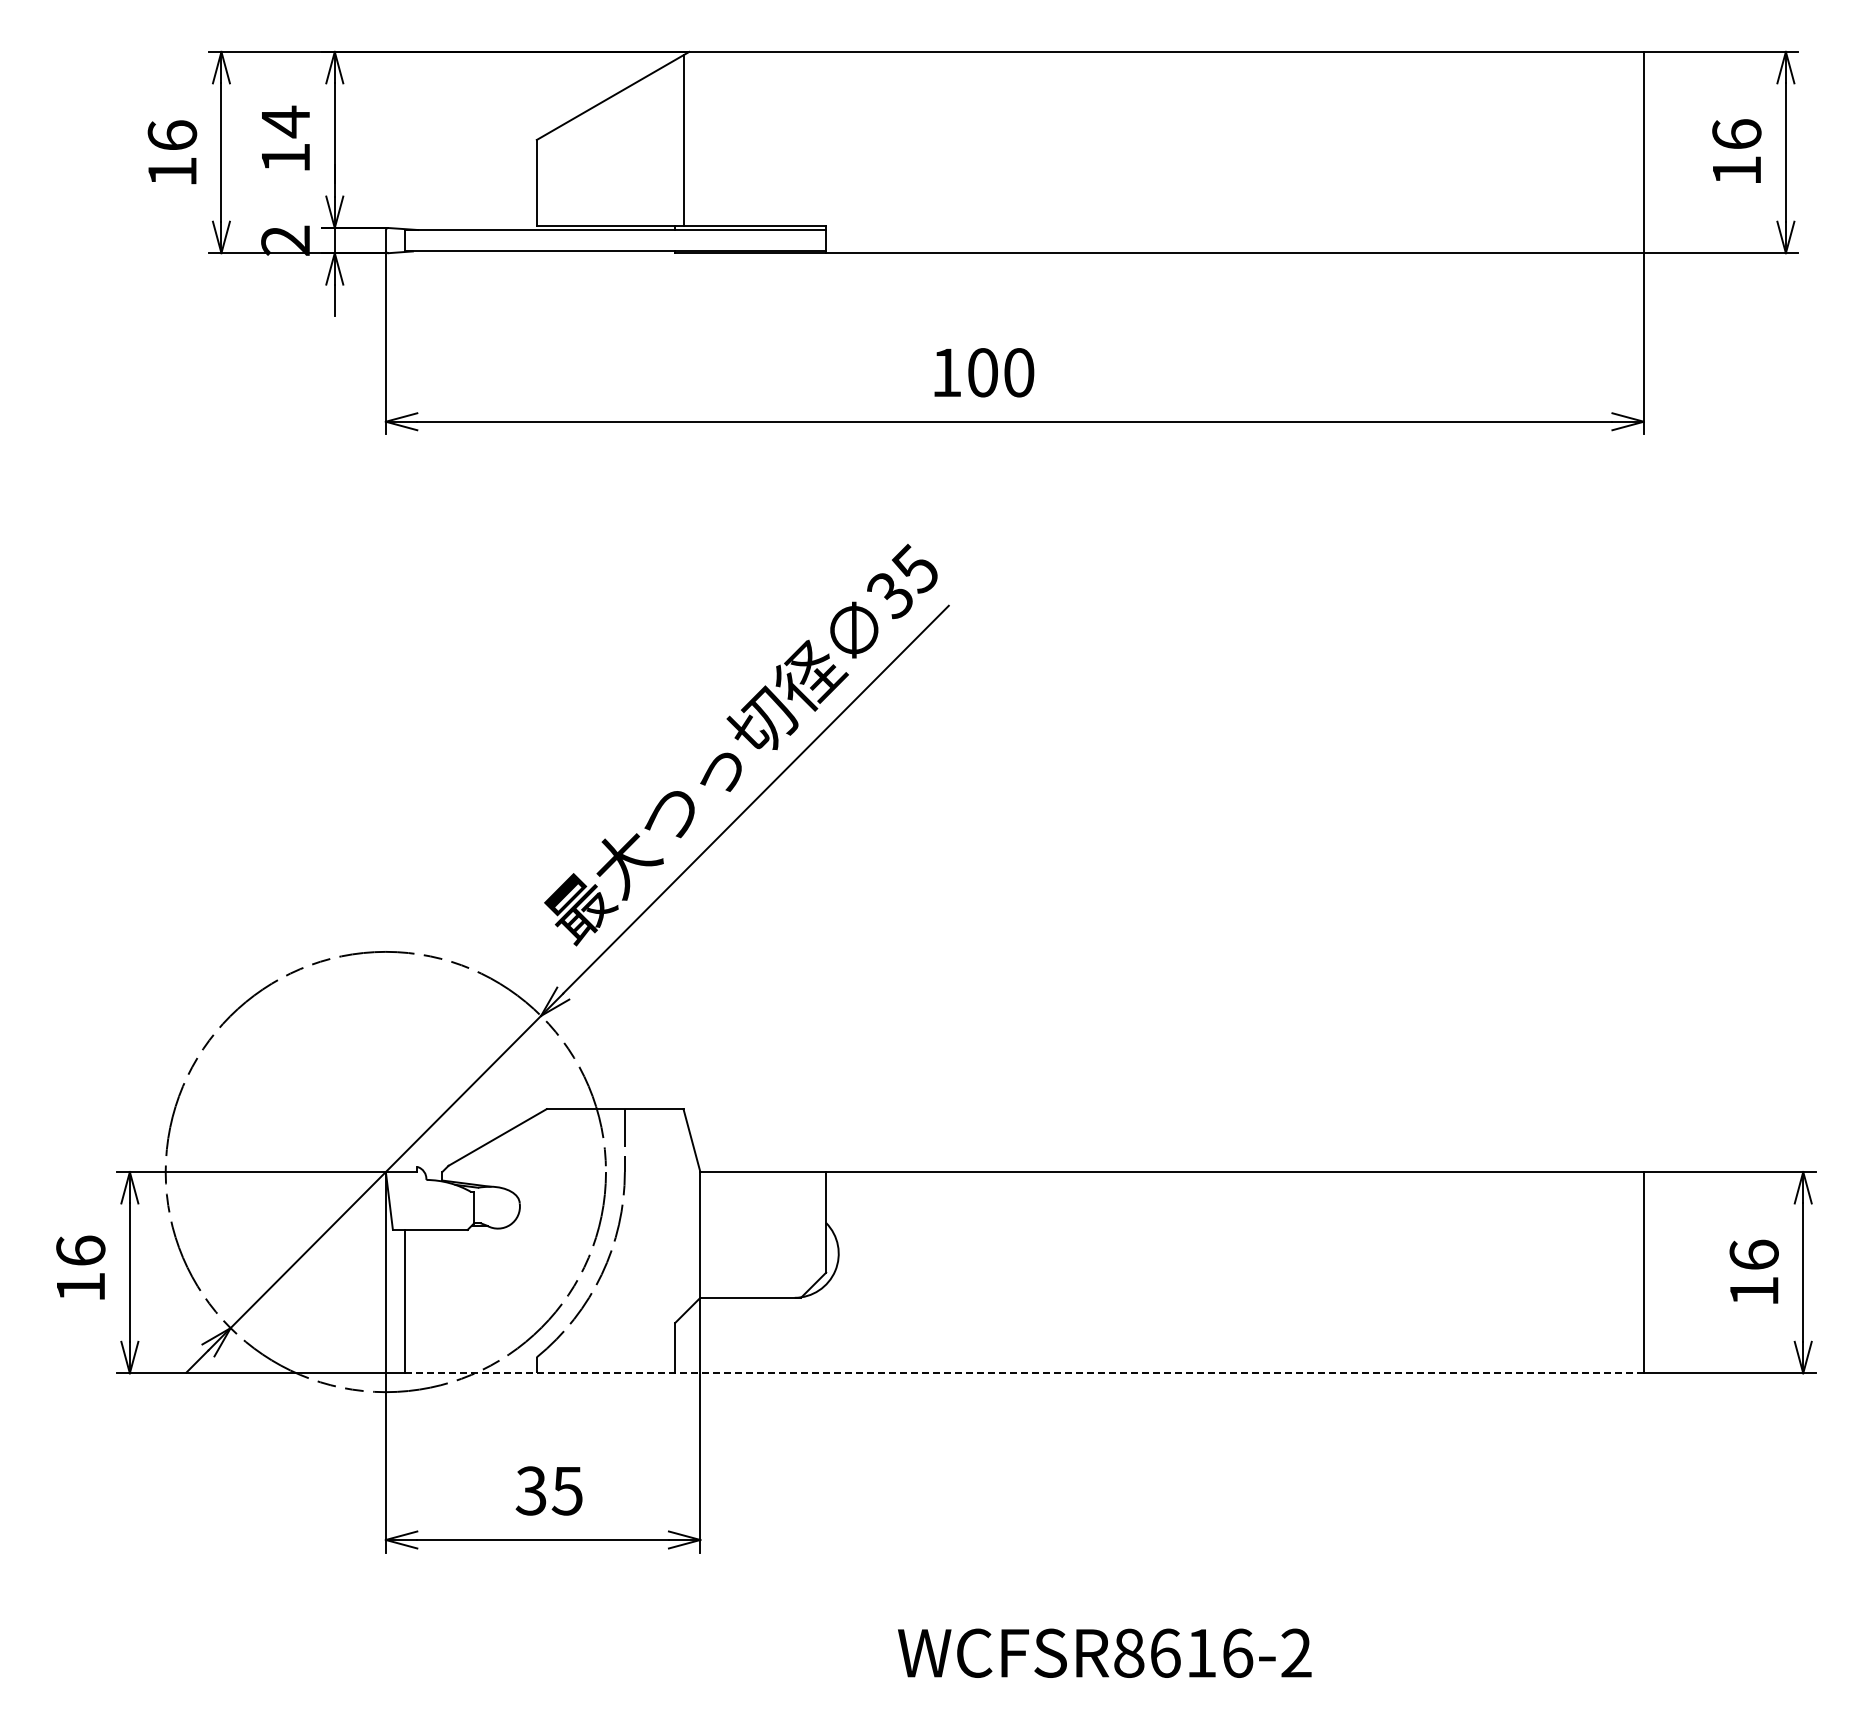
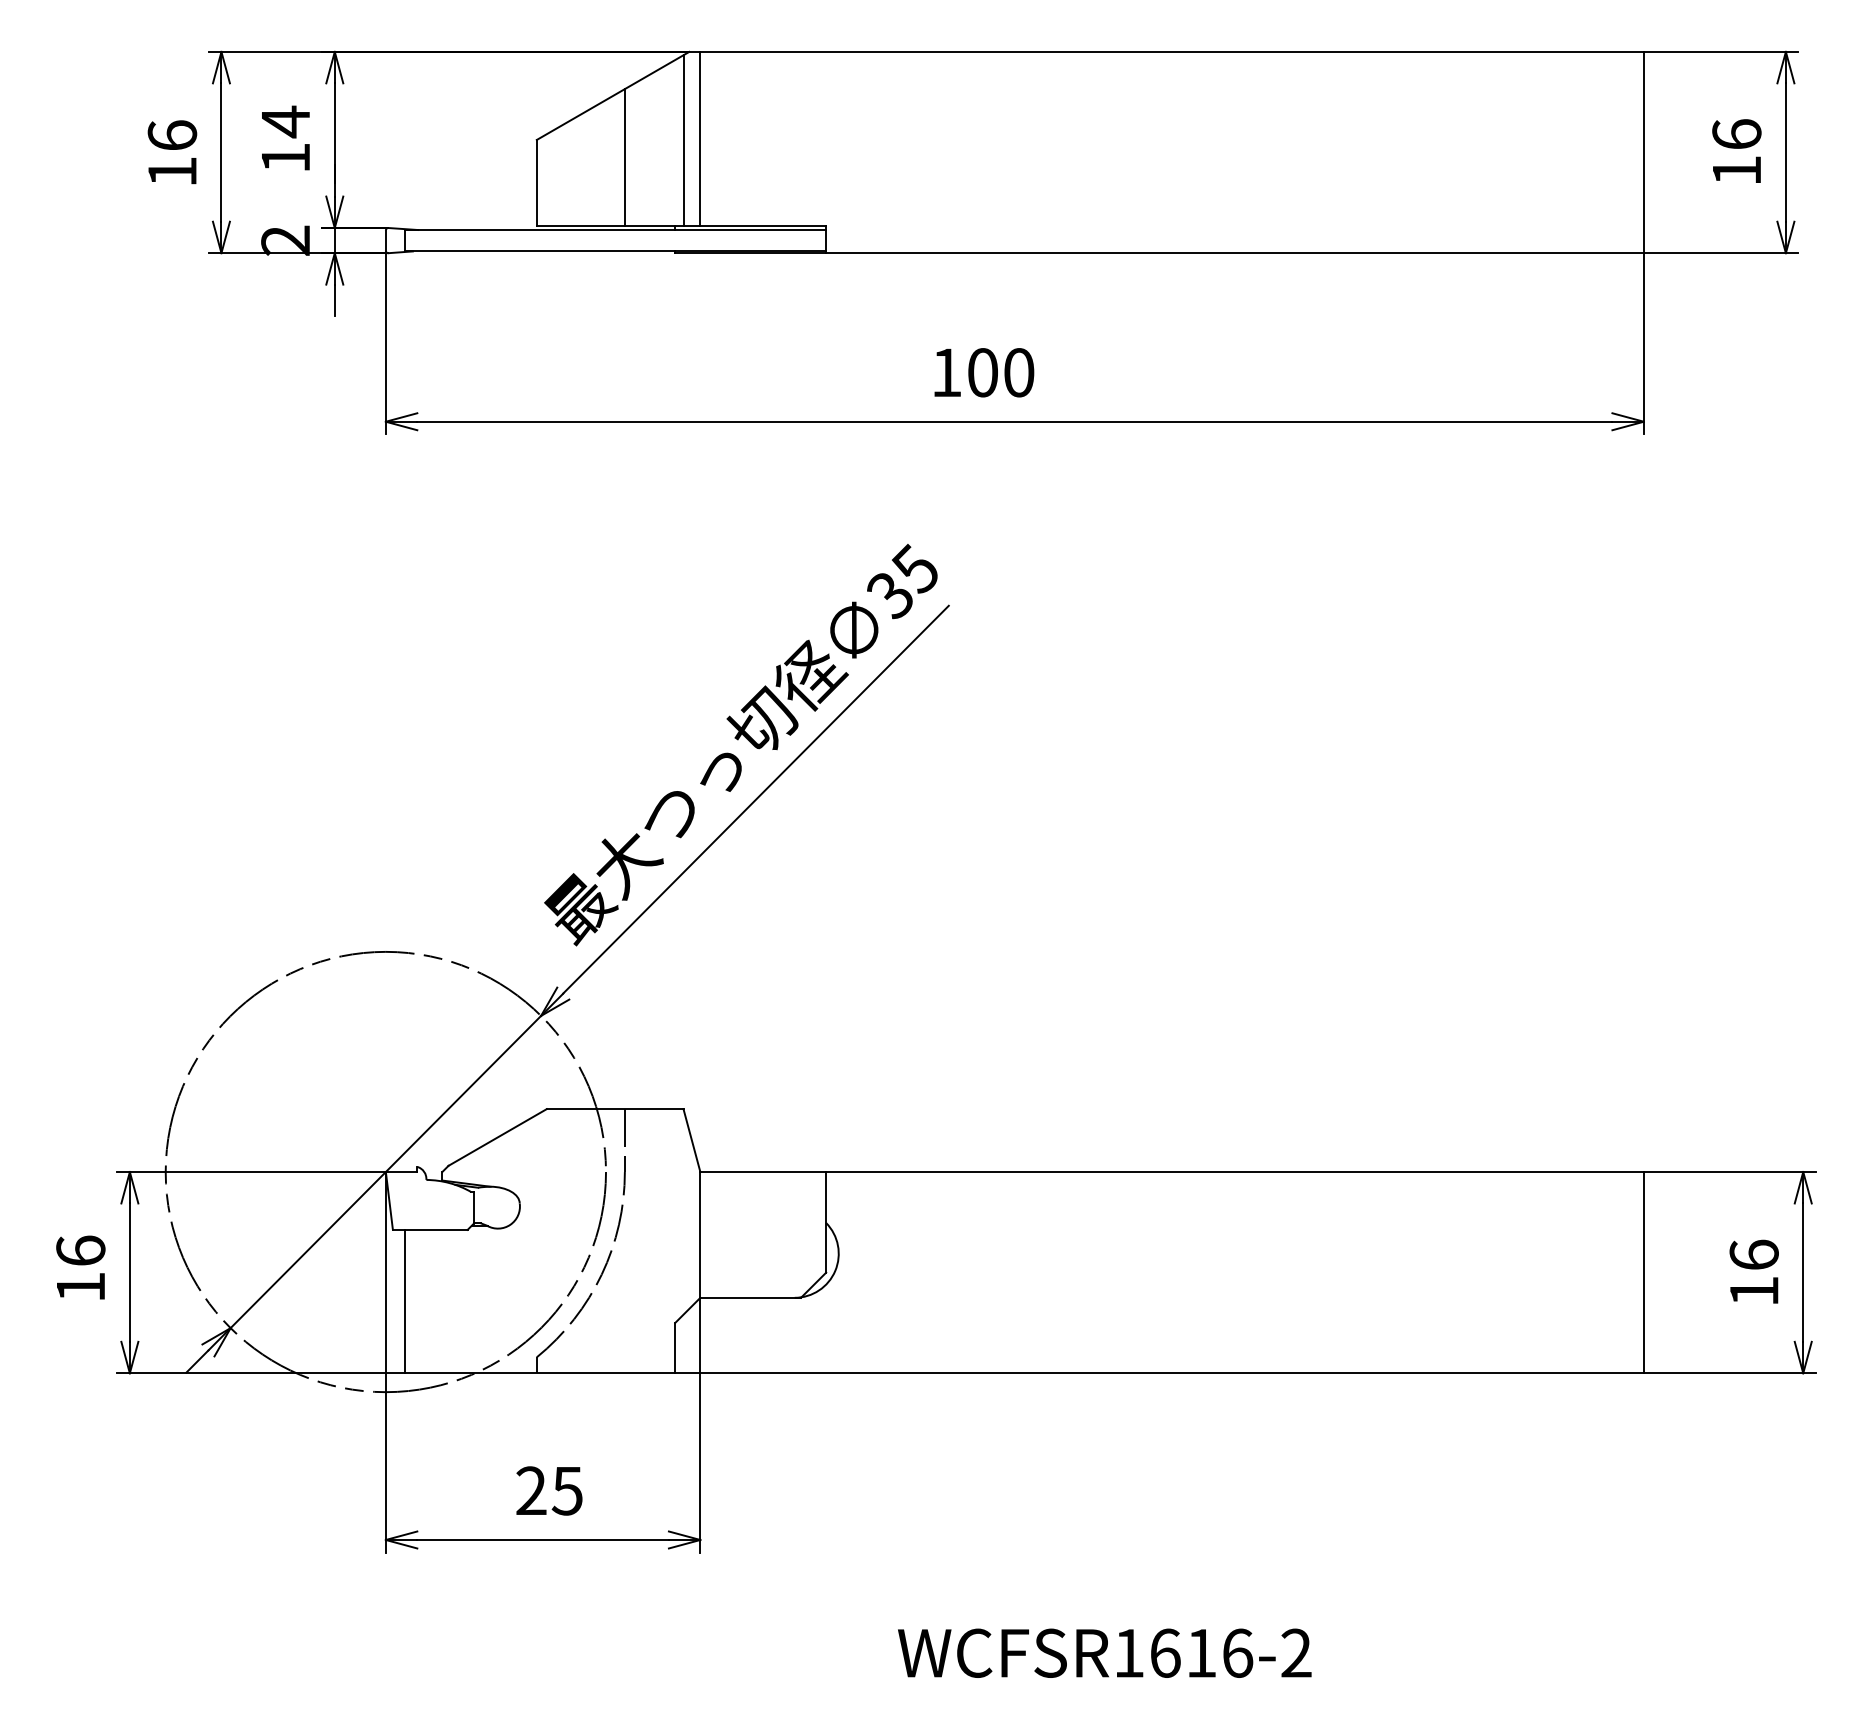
line: none -> present (700, 138)
line: none -> present (624, 157)
line: dashed -> solid (1024, 1373)
text: 35 -> 25 (530, 1490)
text: WCFSR8616-2 -> WCFSR1616-2 (1129, 1652)
